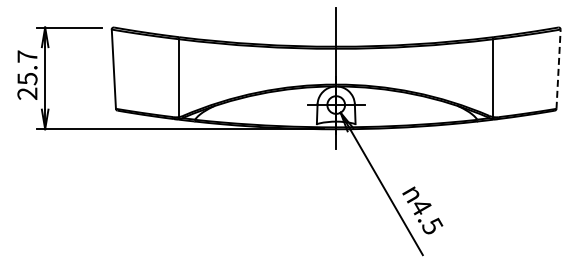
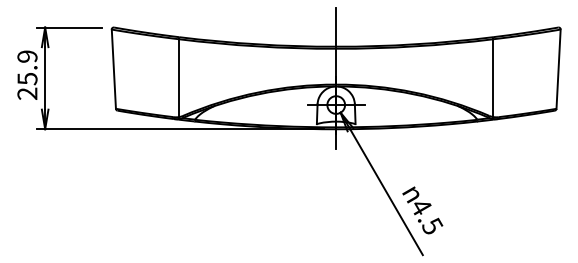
text: 25.7 -> 25.9 (27, 56)
line: dashed -> solid (558, 69)
